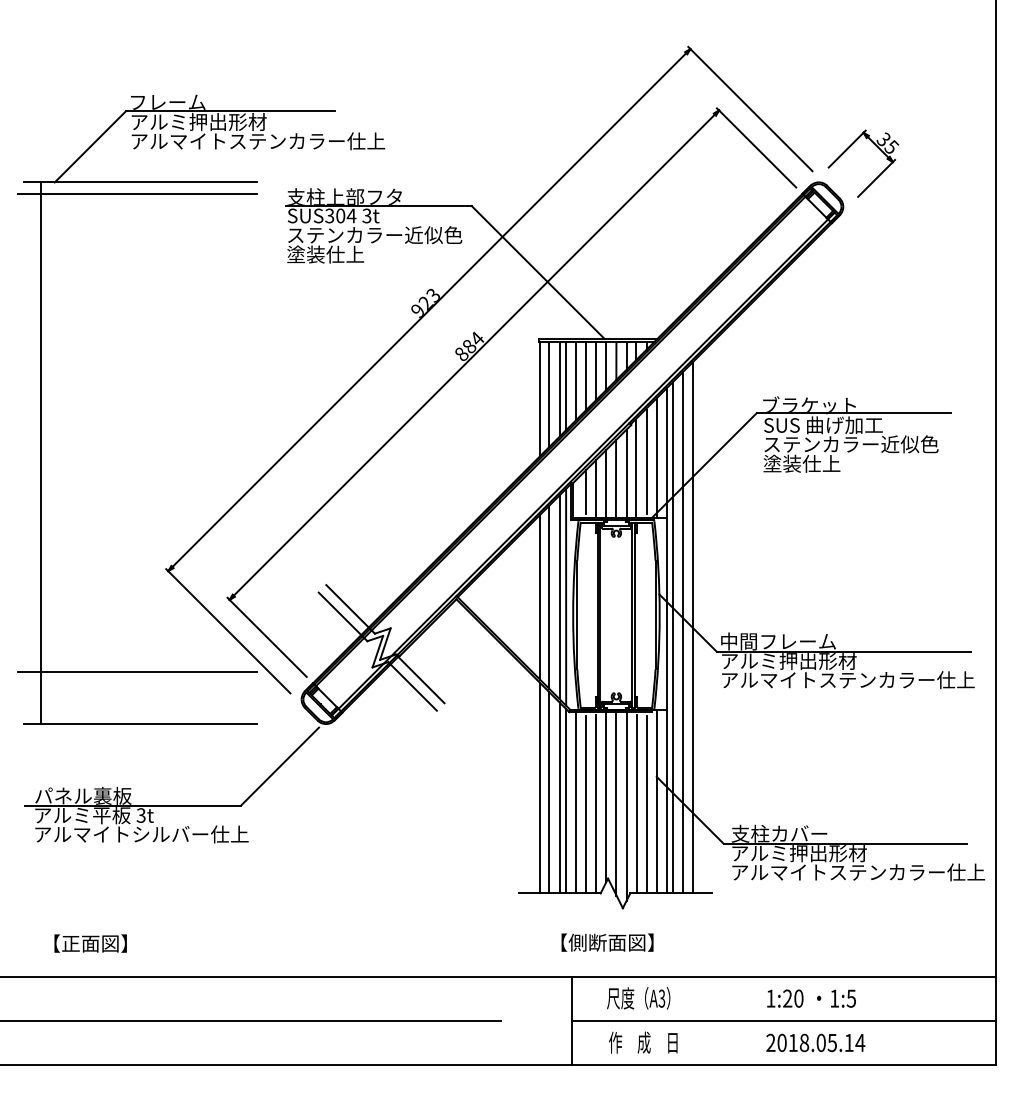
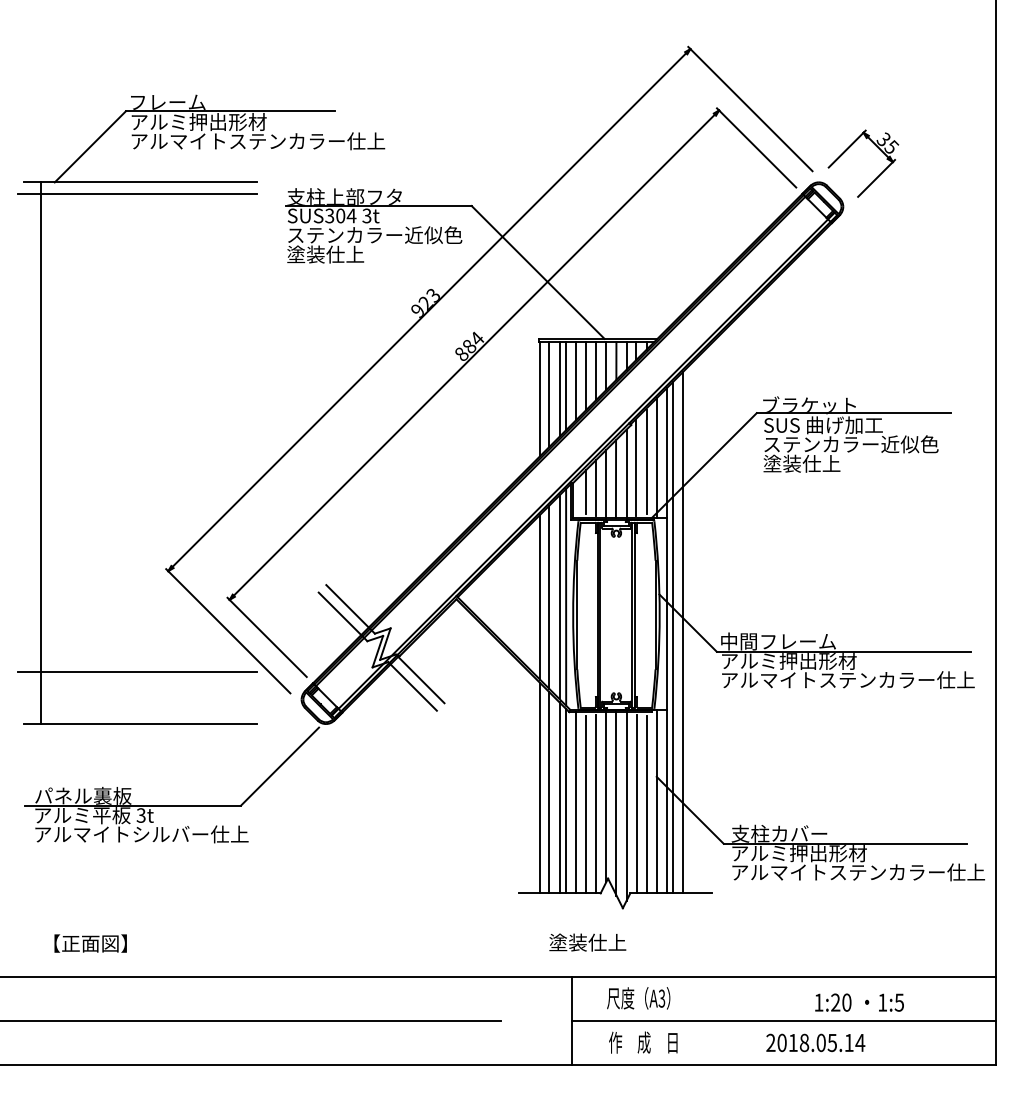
line: present -> none (692, 627)
text: 【側断面図】 -> 塗装仕上 (601, 942)
text position: (811, 998) -> (859, 1002) (859, 1002)
